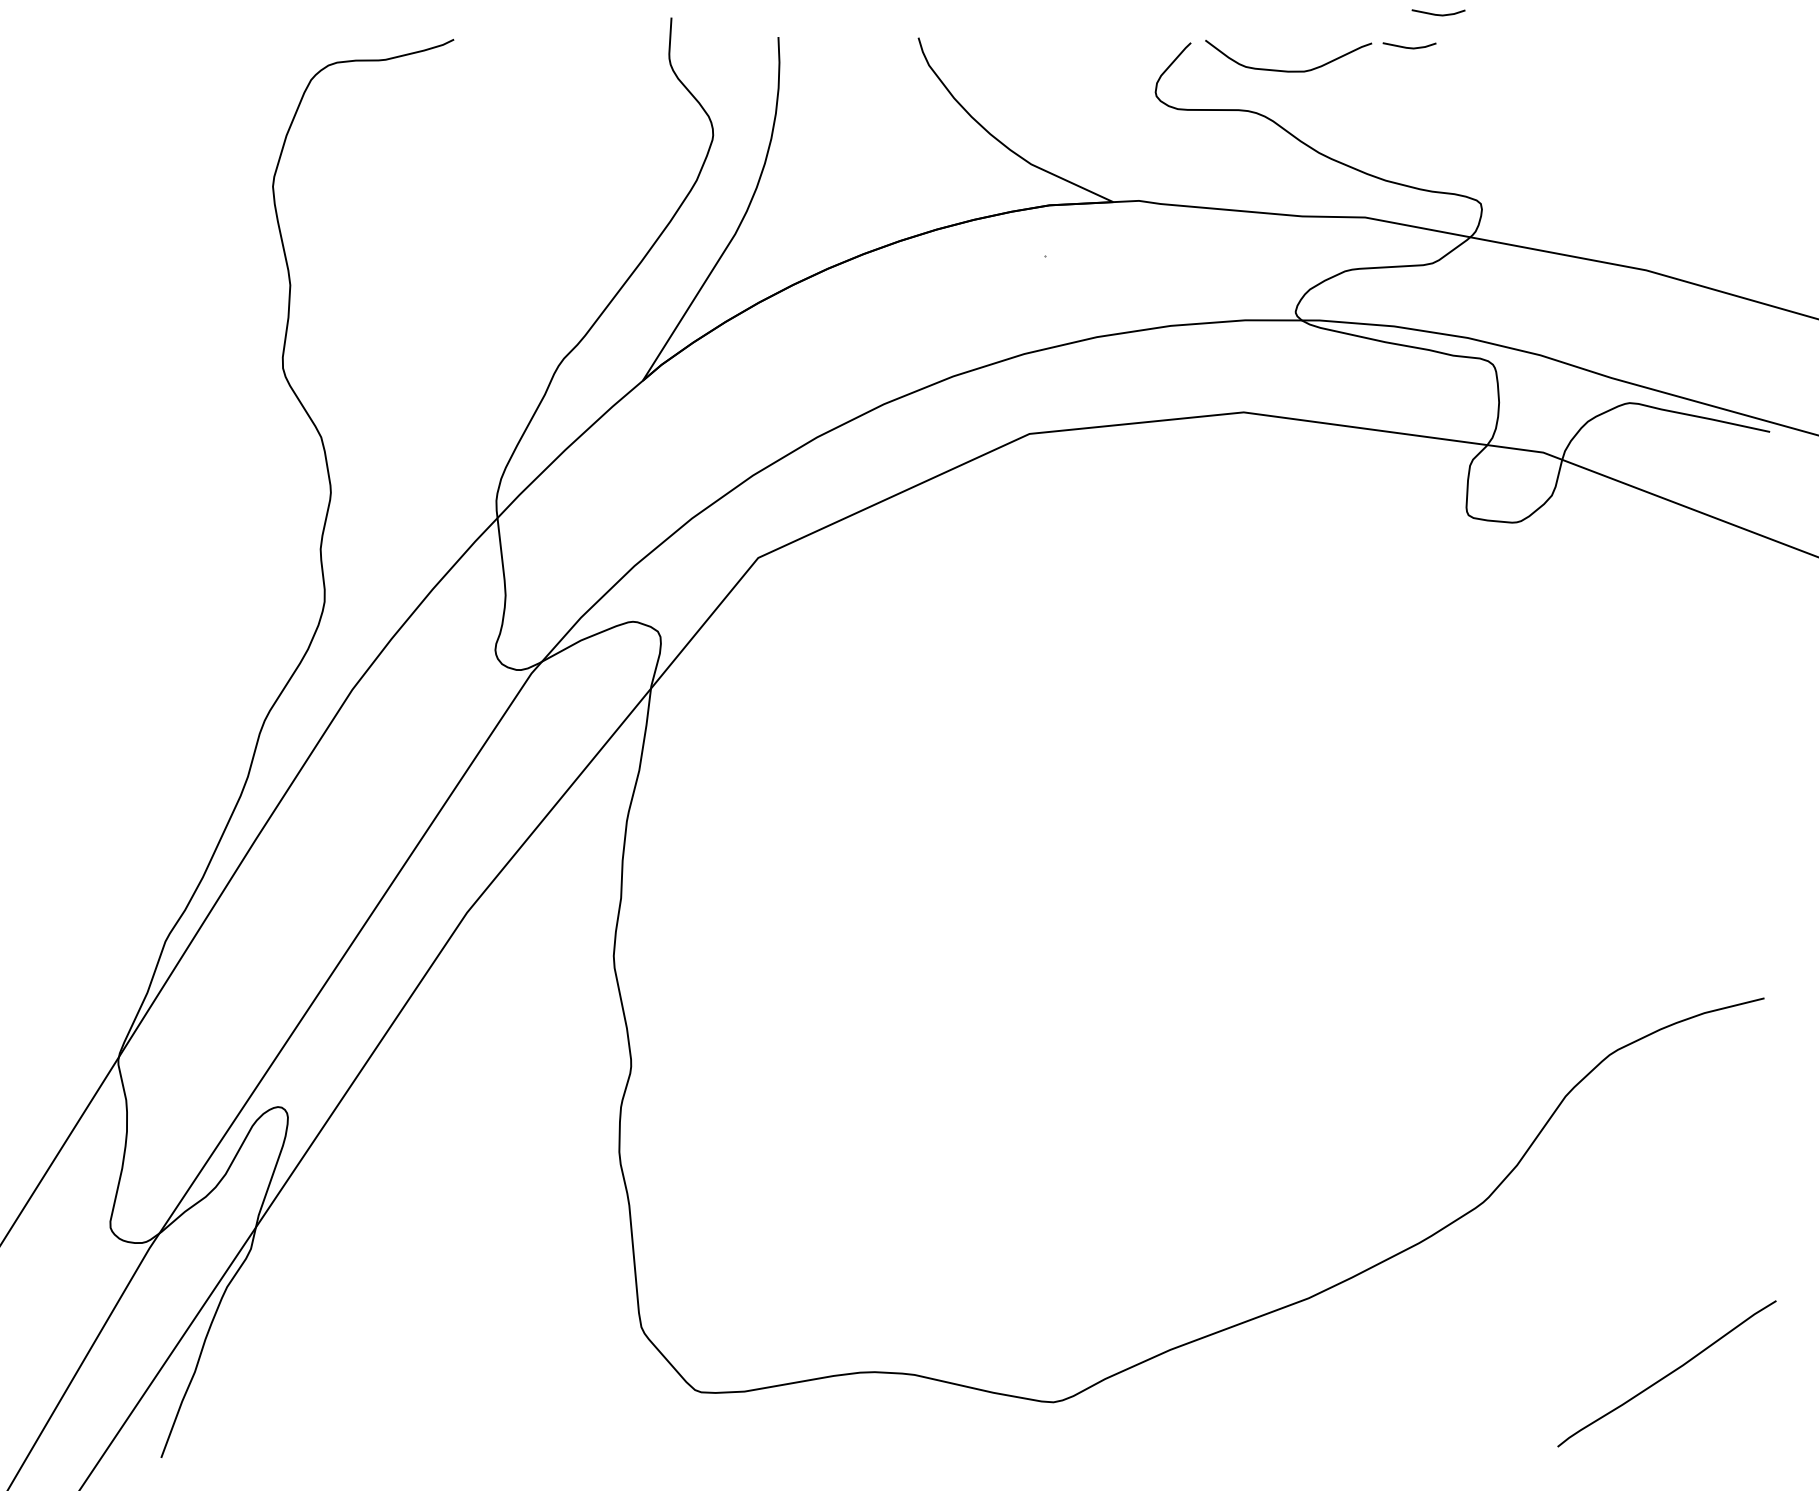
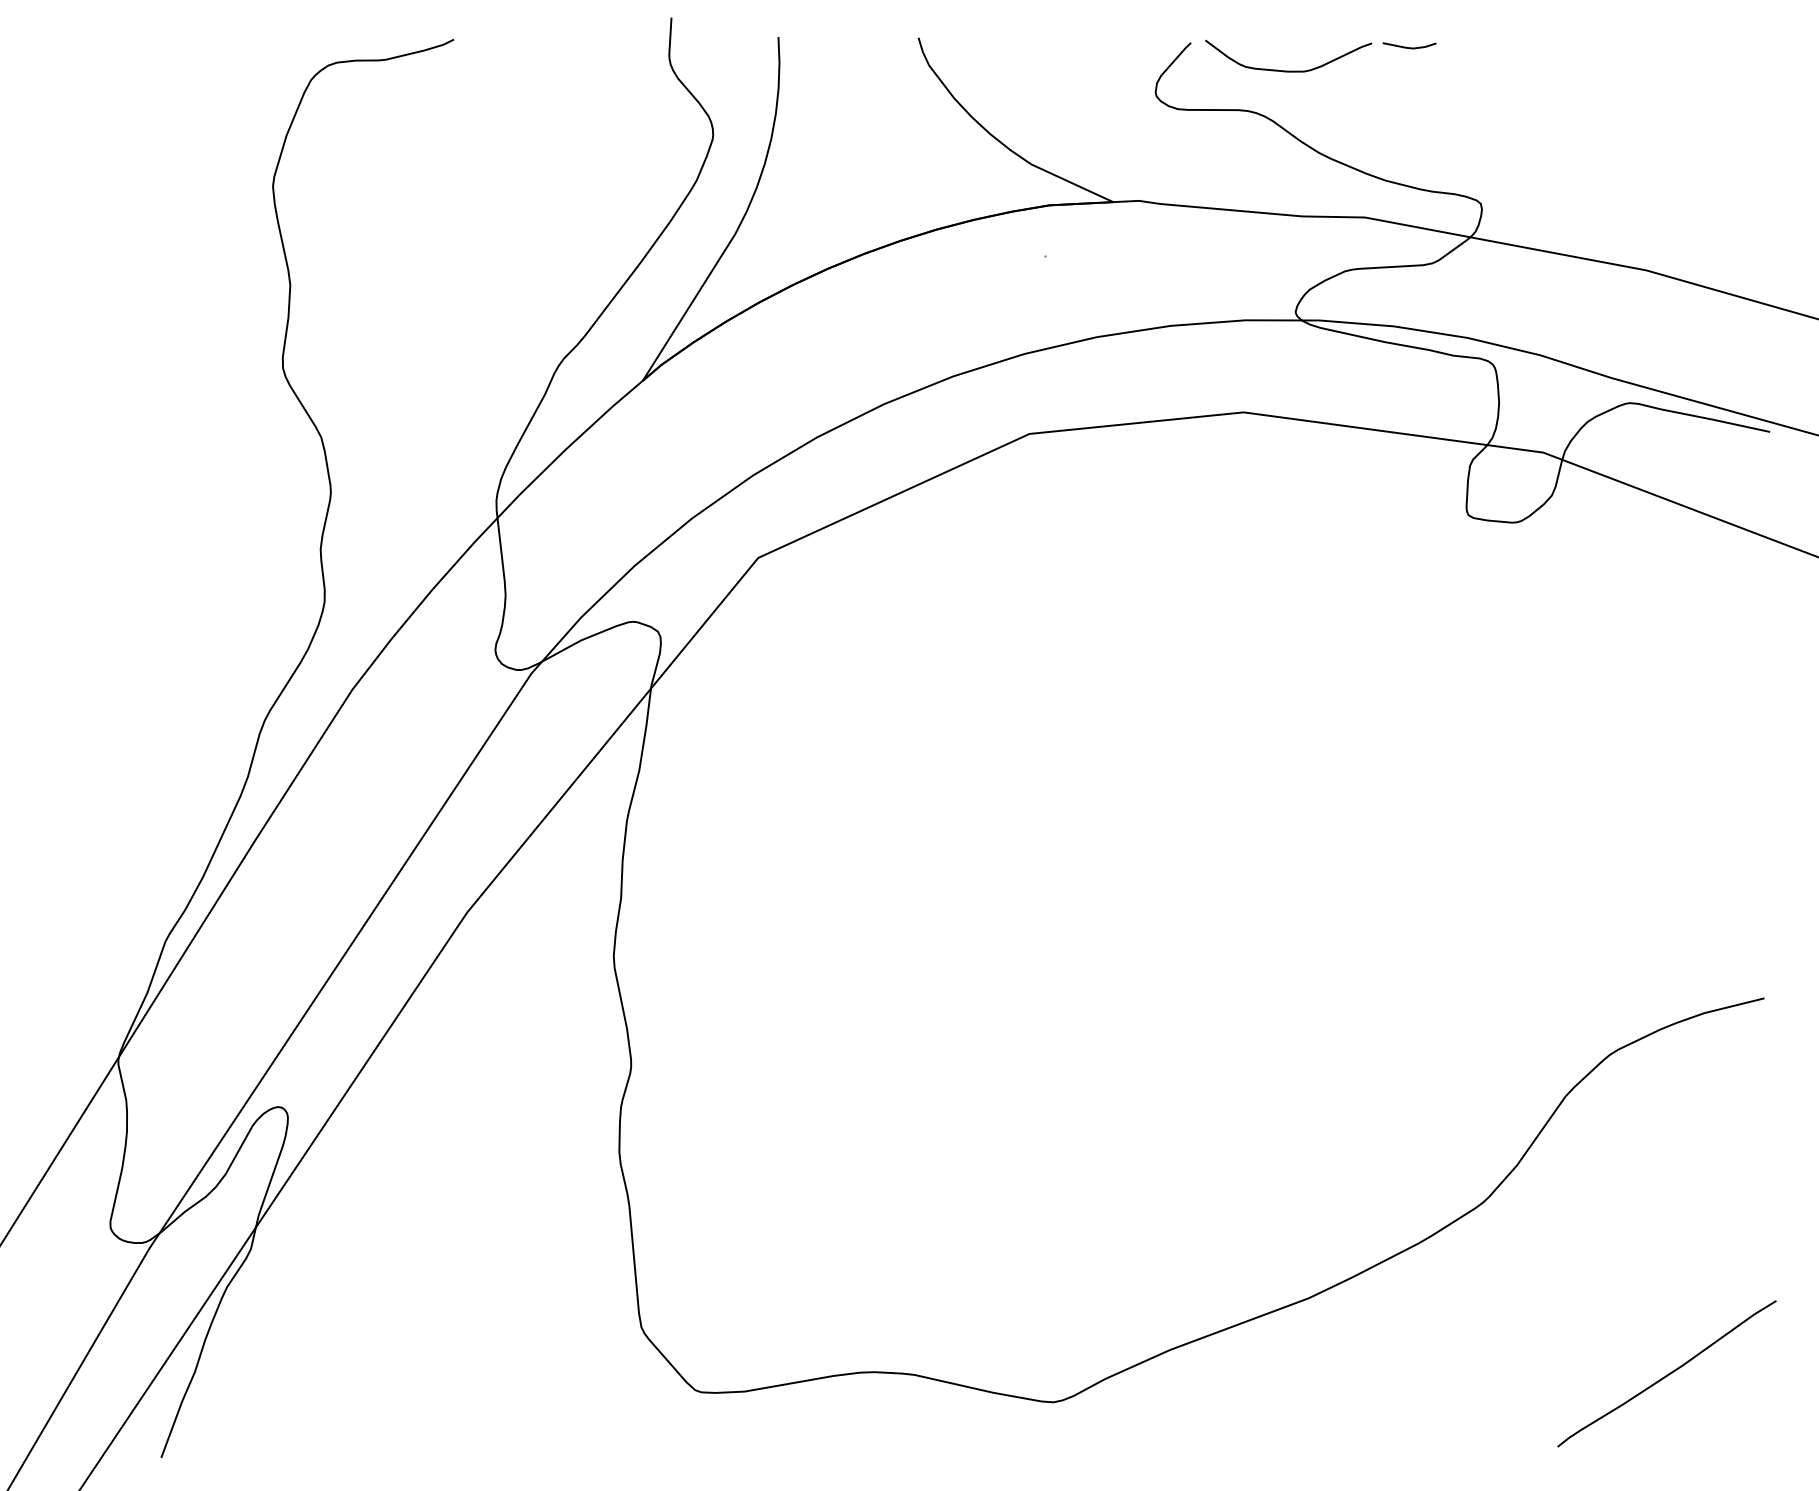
line: present -> none (1438, 14)
